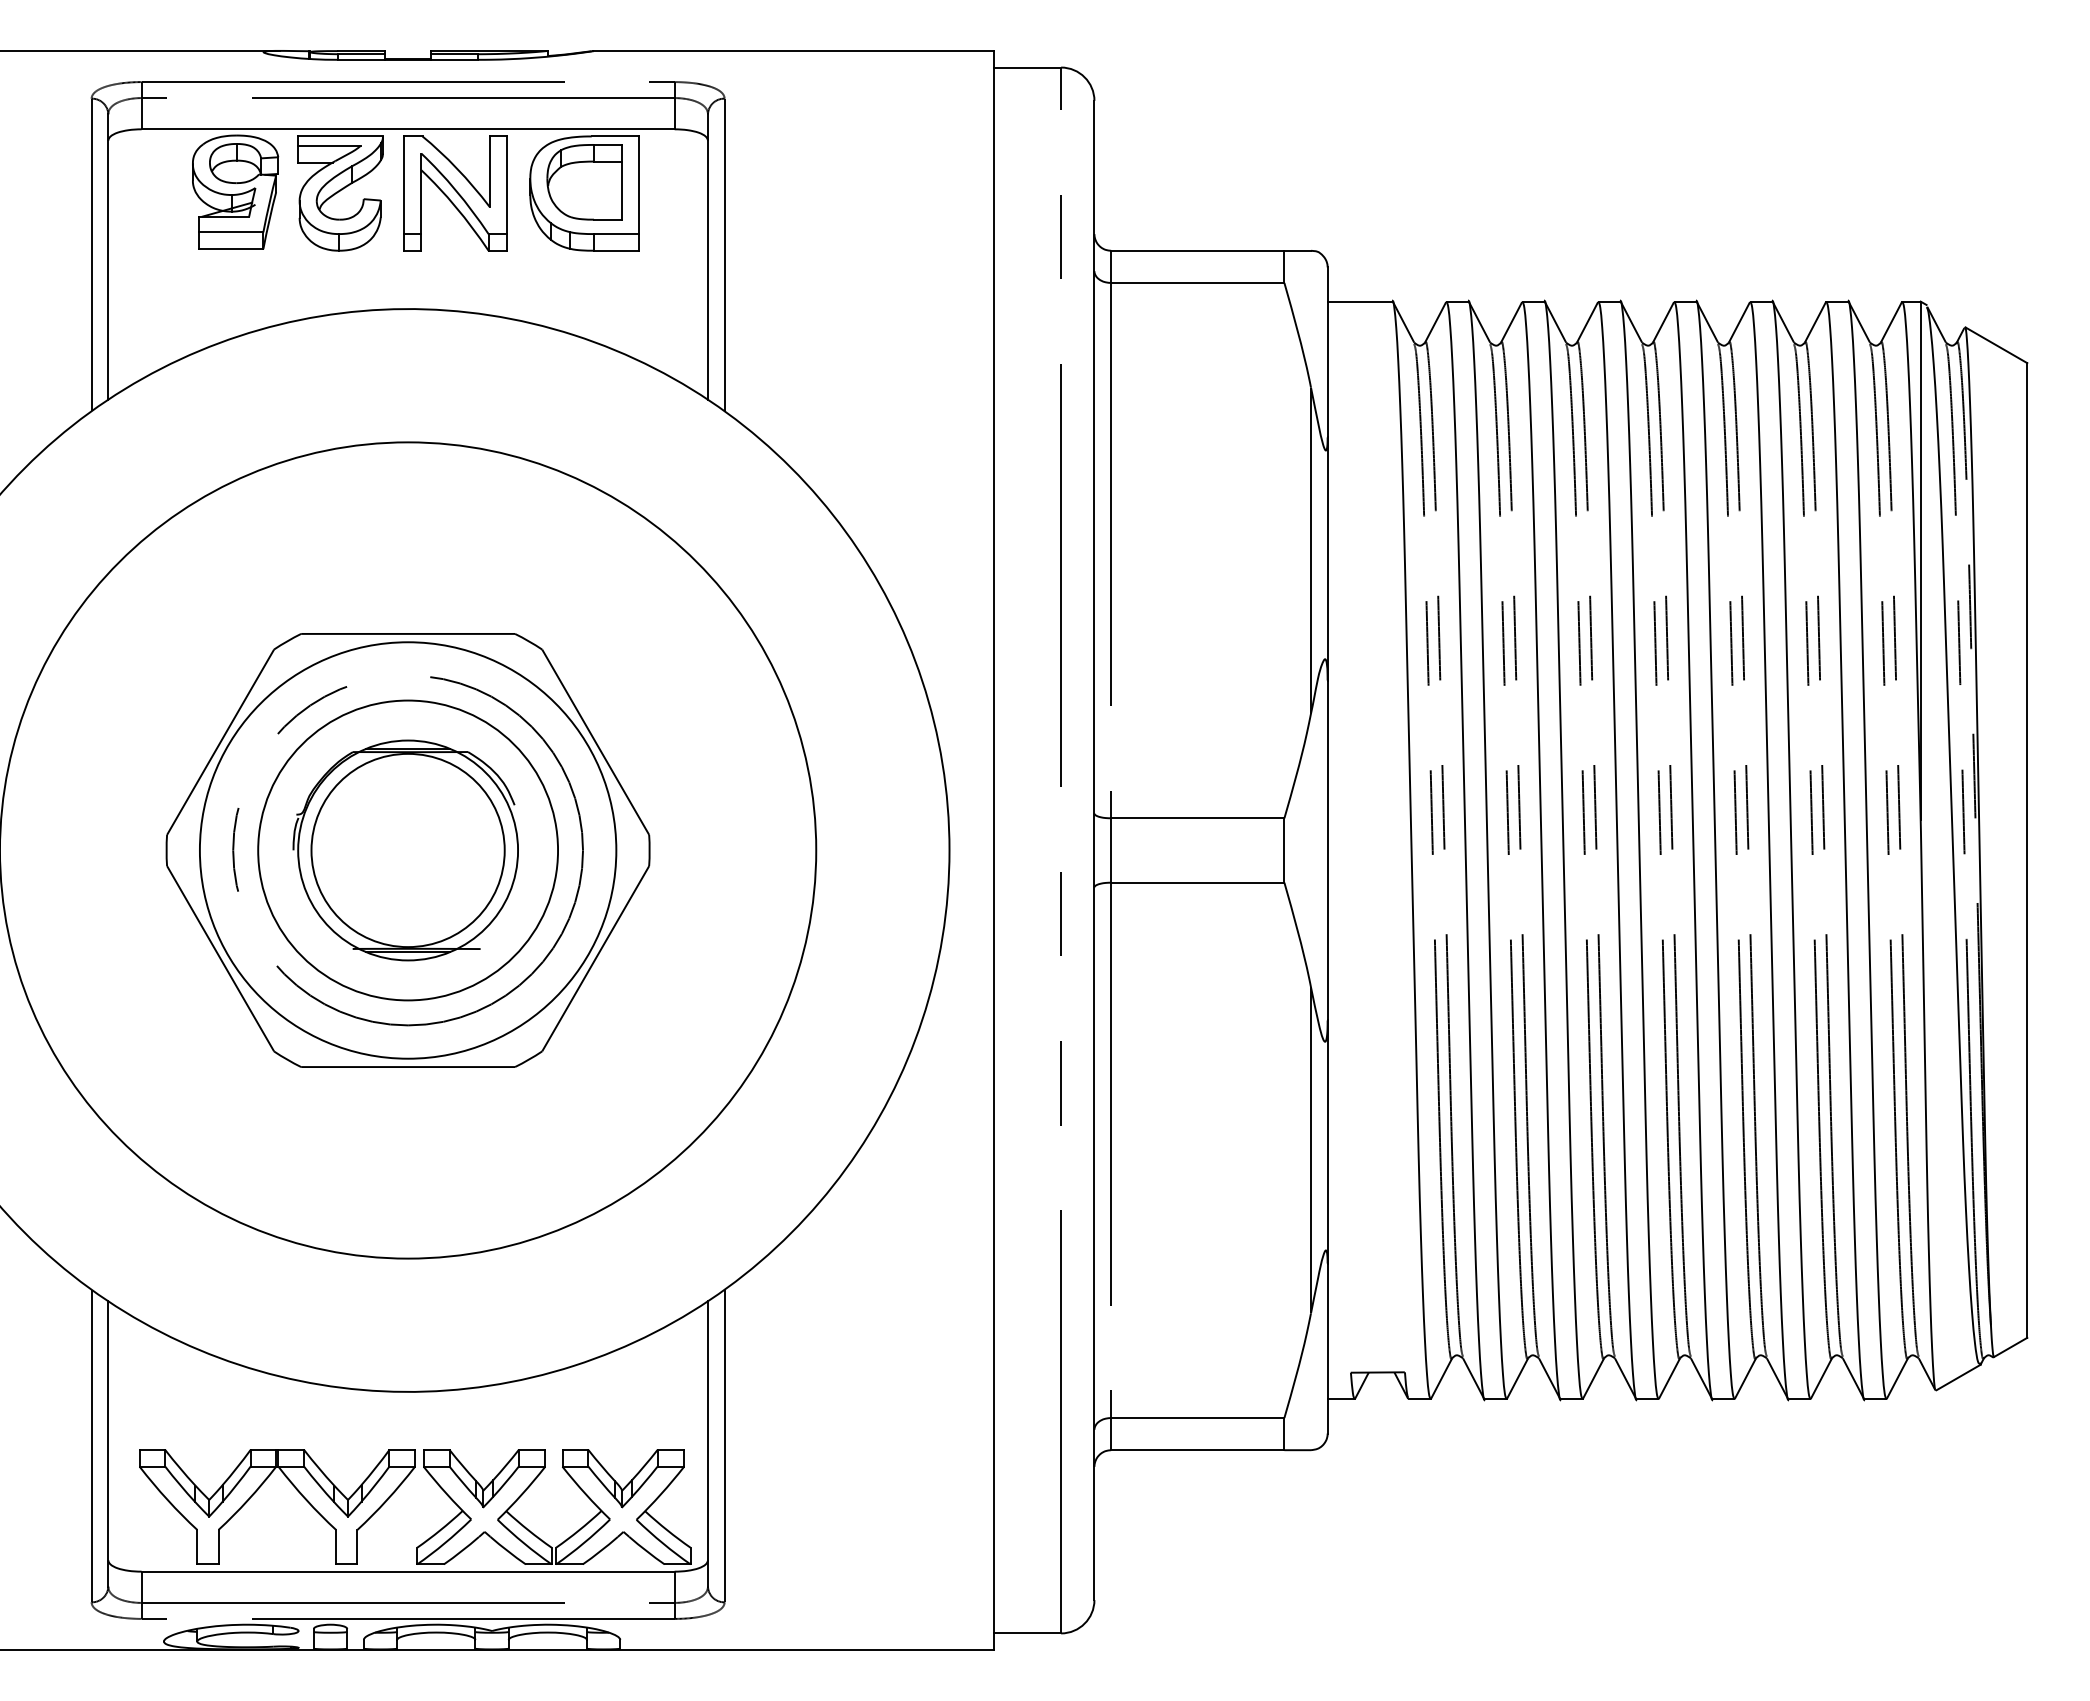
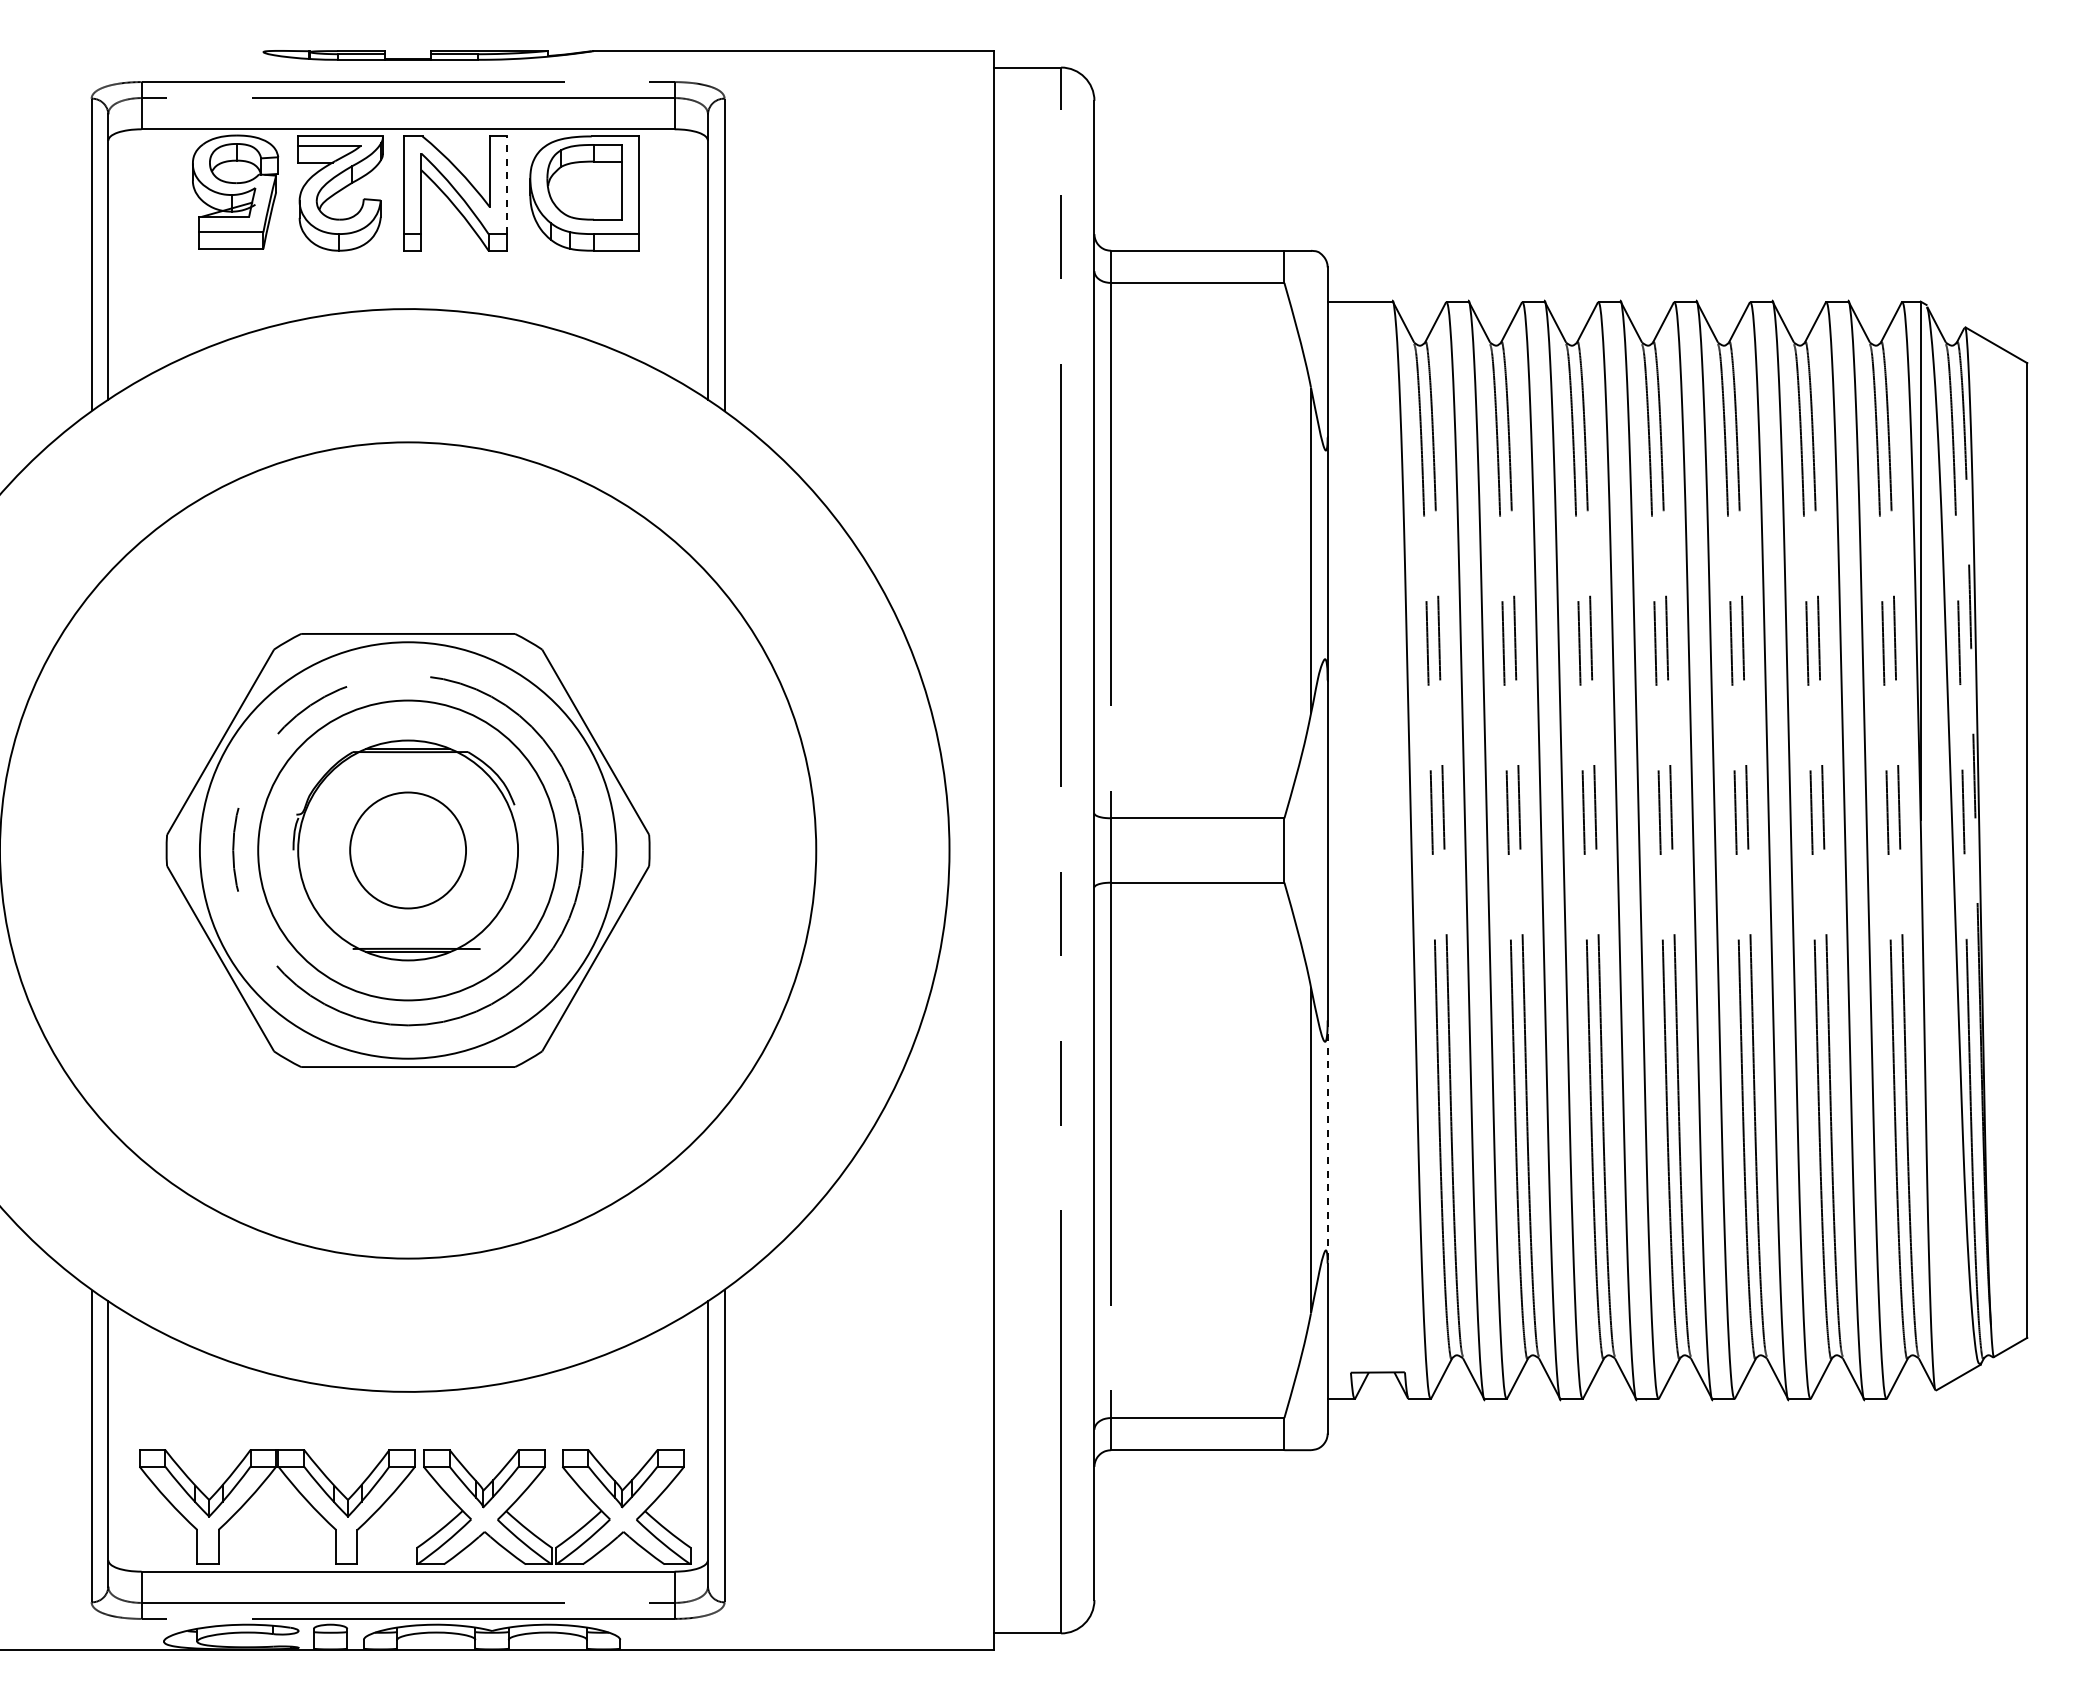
line: present -> none (140, 50)
line: solid -> dashed (506, 185)
circle diameter: 193 px -> 116 px (408, 850)
line: solid -> dashed (1327, 1142)
